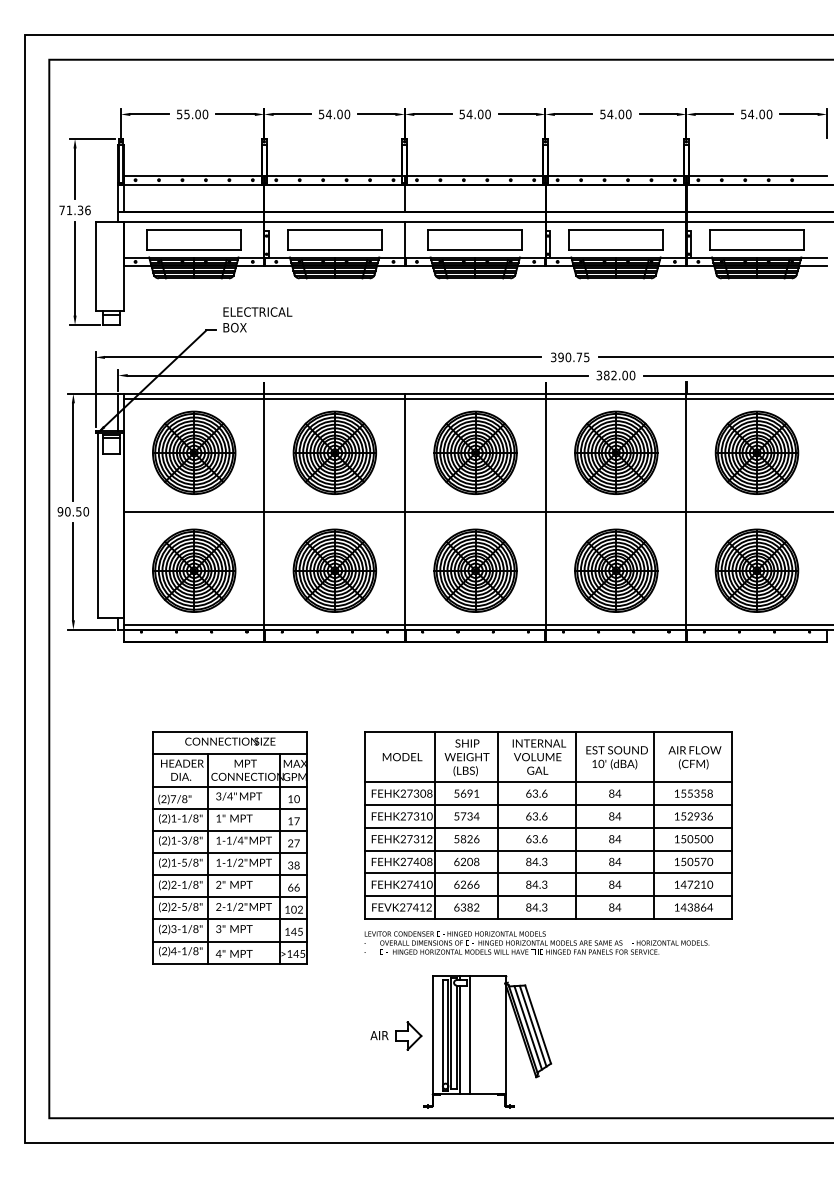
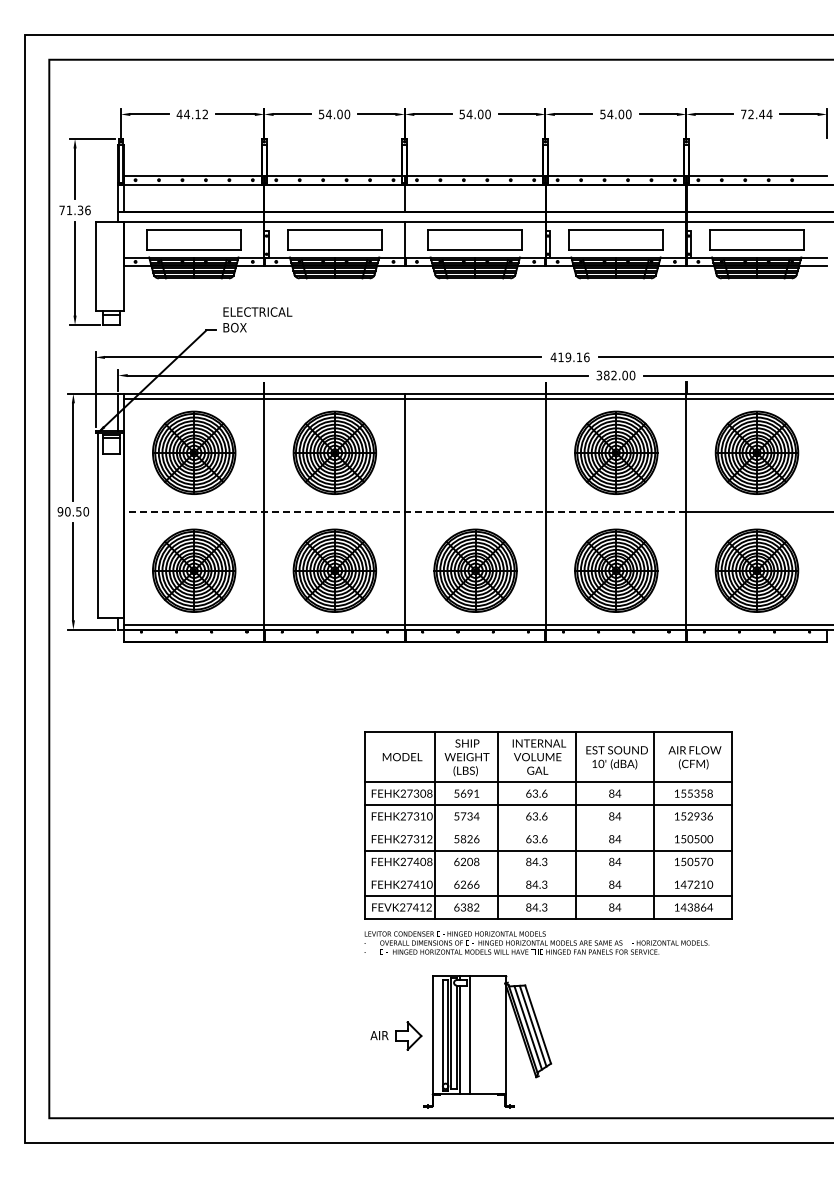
text: 55.00 -> 44.12 (192, 114)
text: 54.00 -> 72.44 (756, 114)
text: 390.75 -> 419.16 (569, 357)
part: present -> none (475, 452)
line: solid -> dashed (404, 511)
line: present -> none (548, 827)
part: present -> none (229, 847)
line: present -> none (548, 873)
